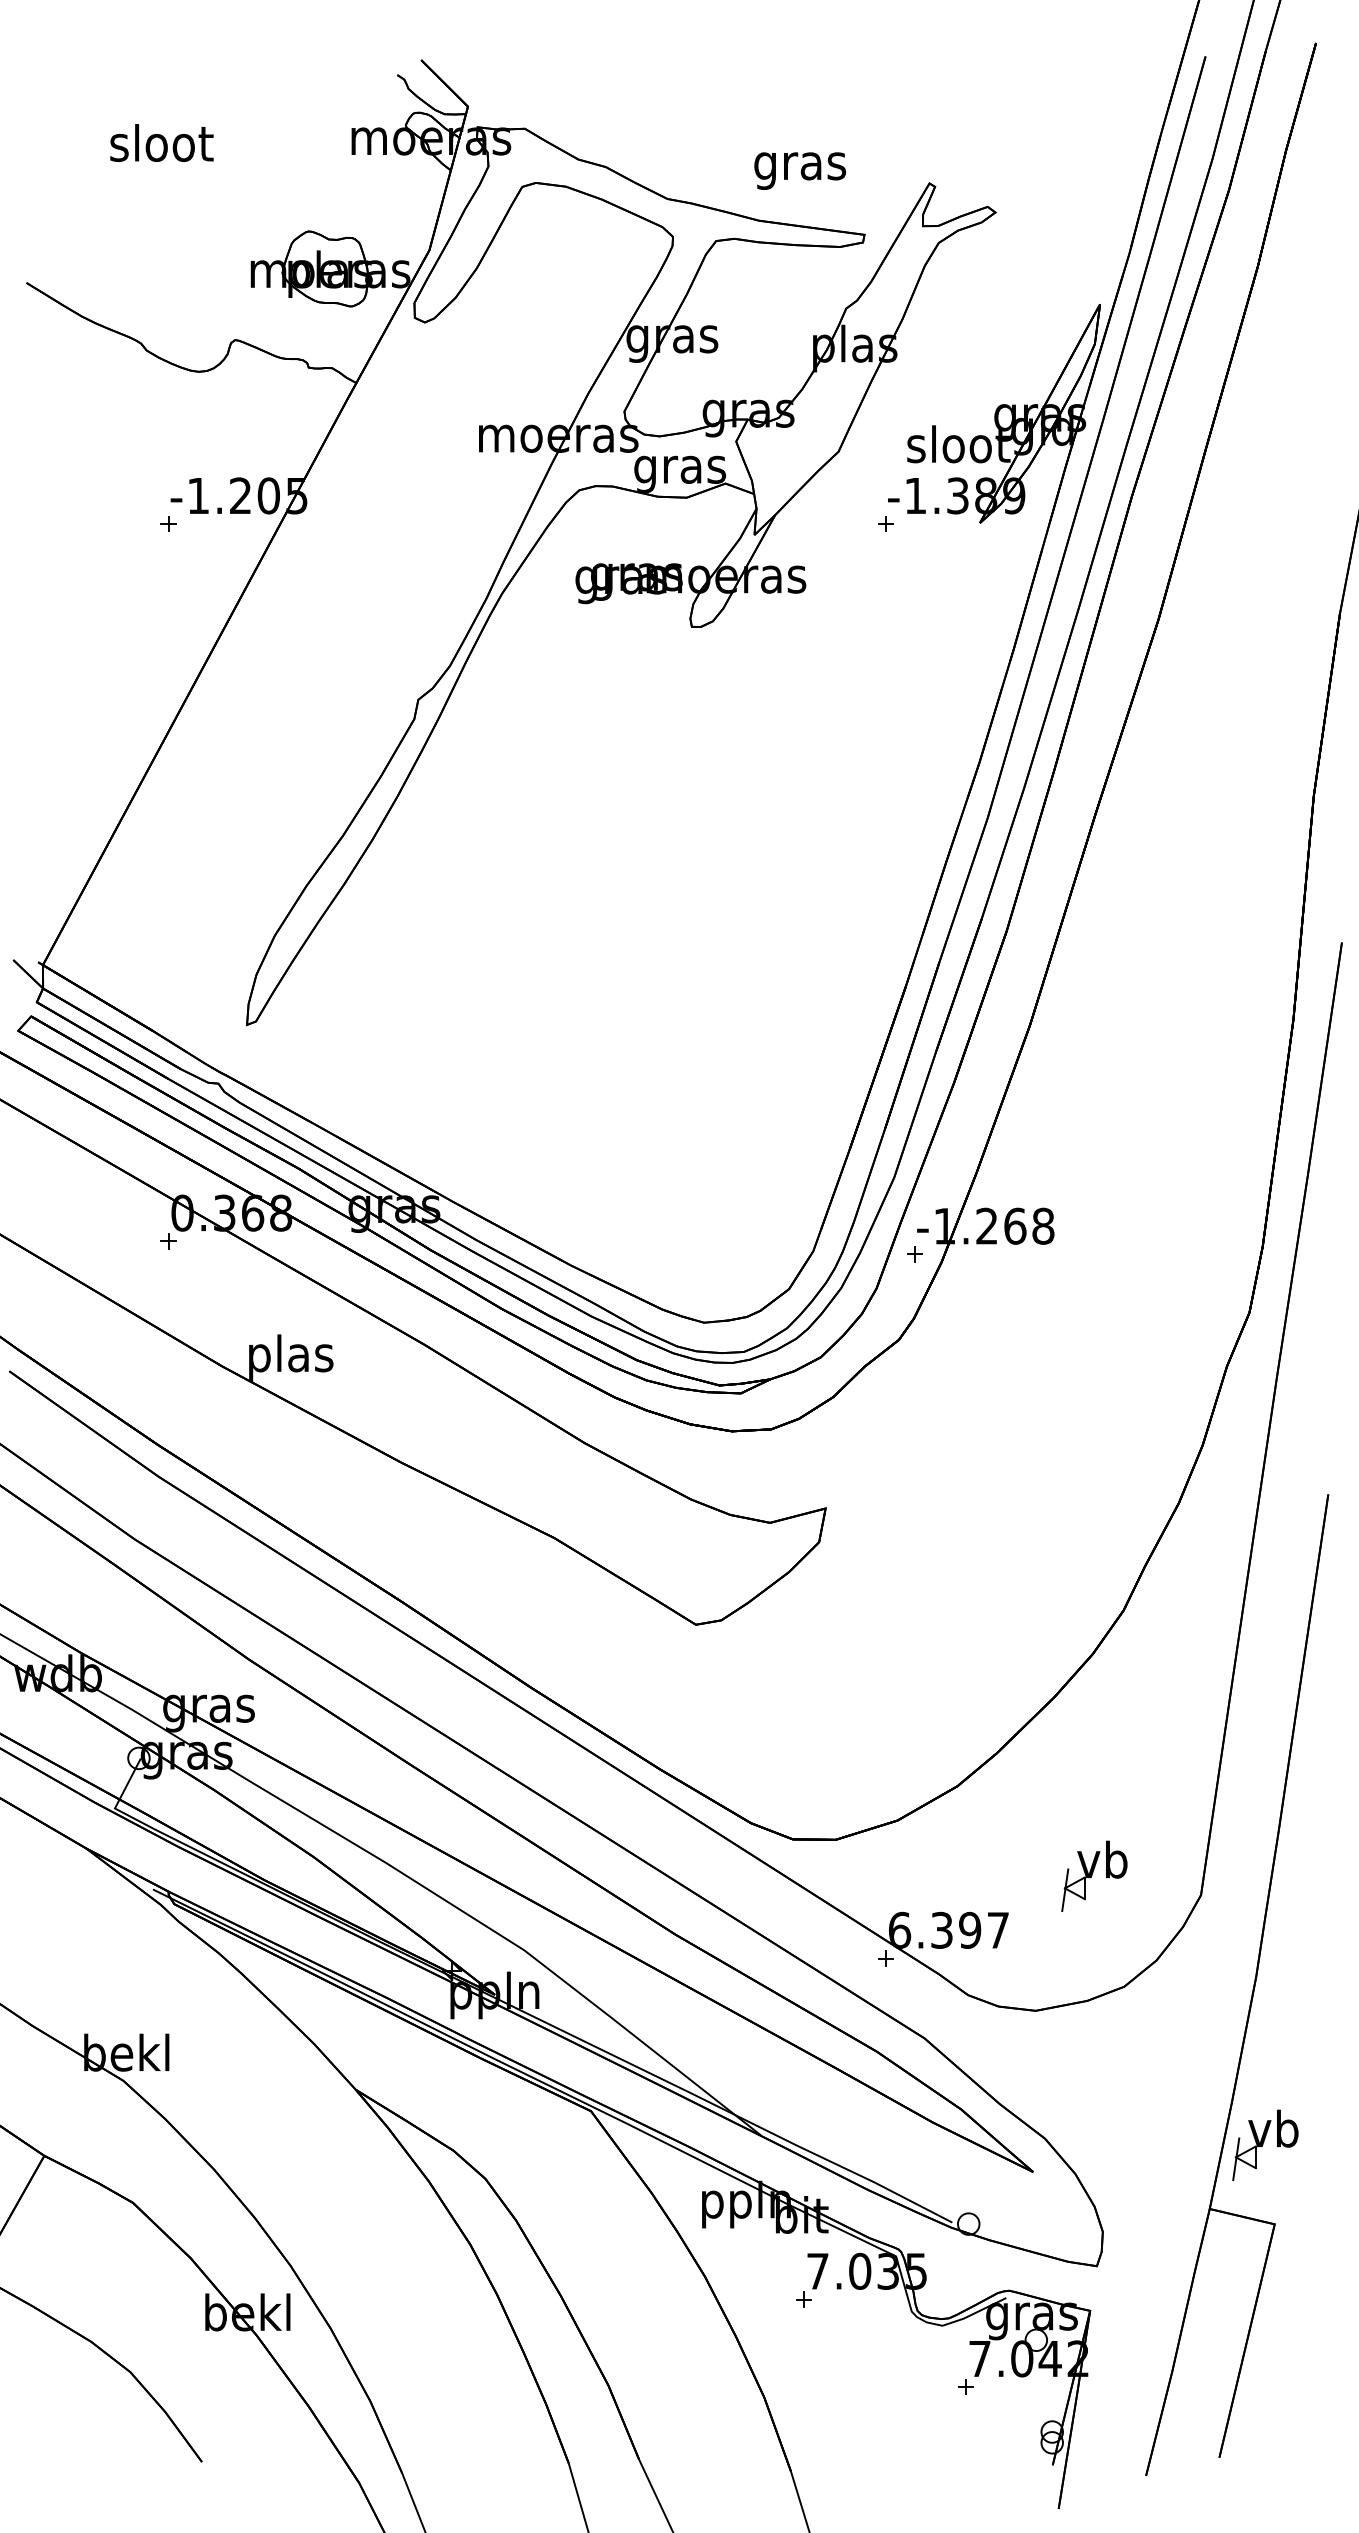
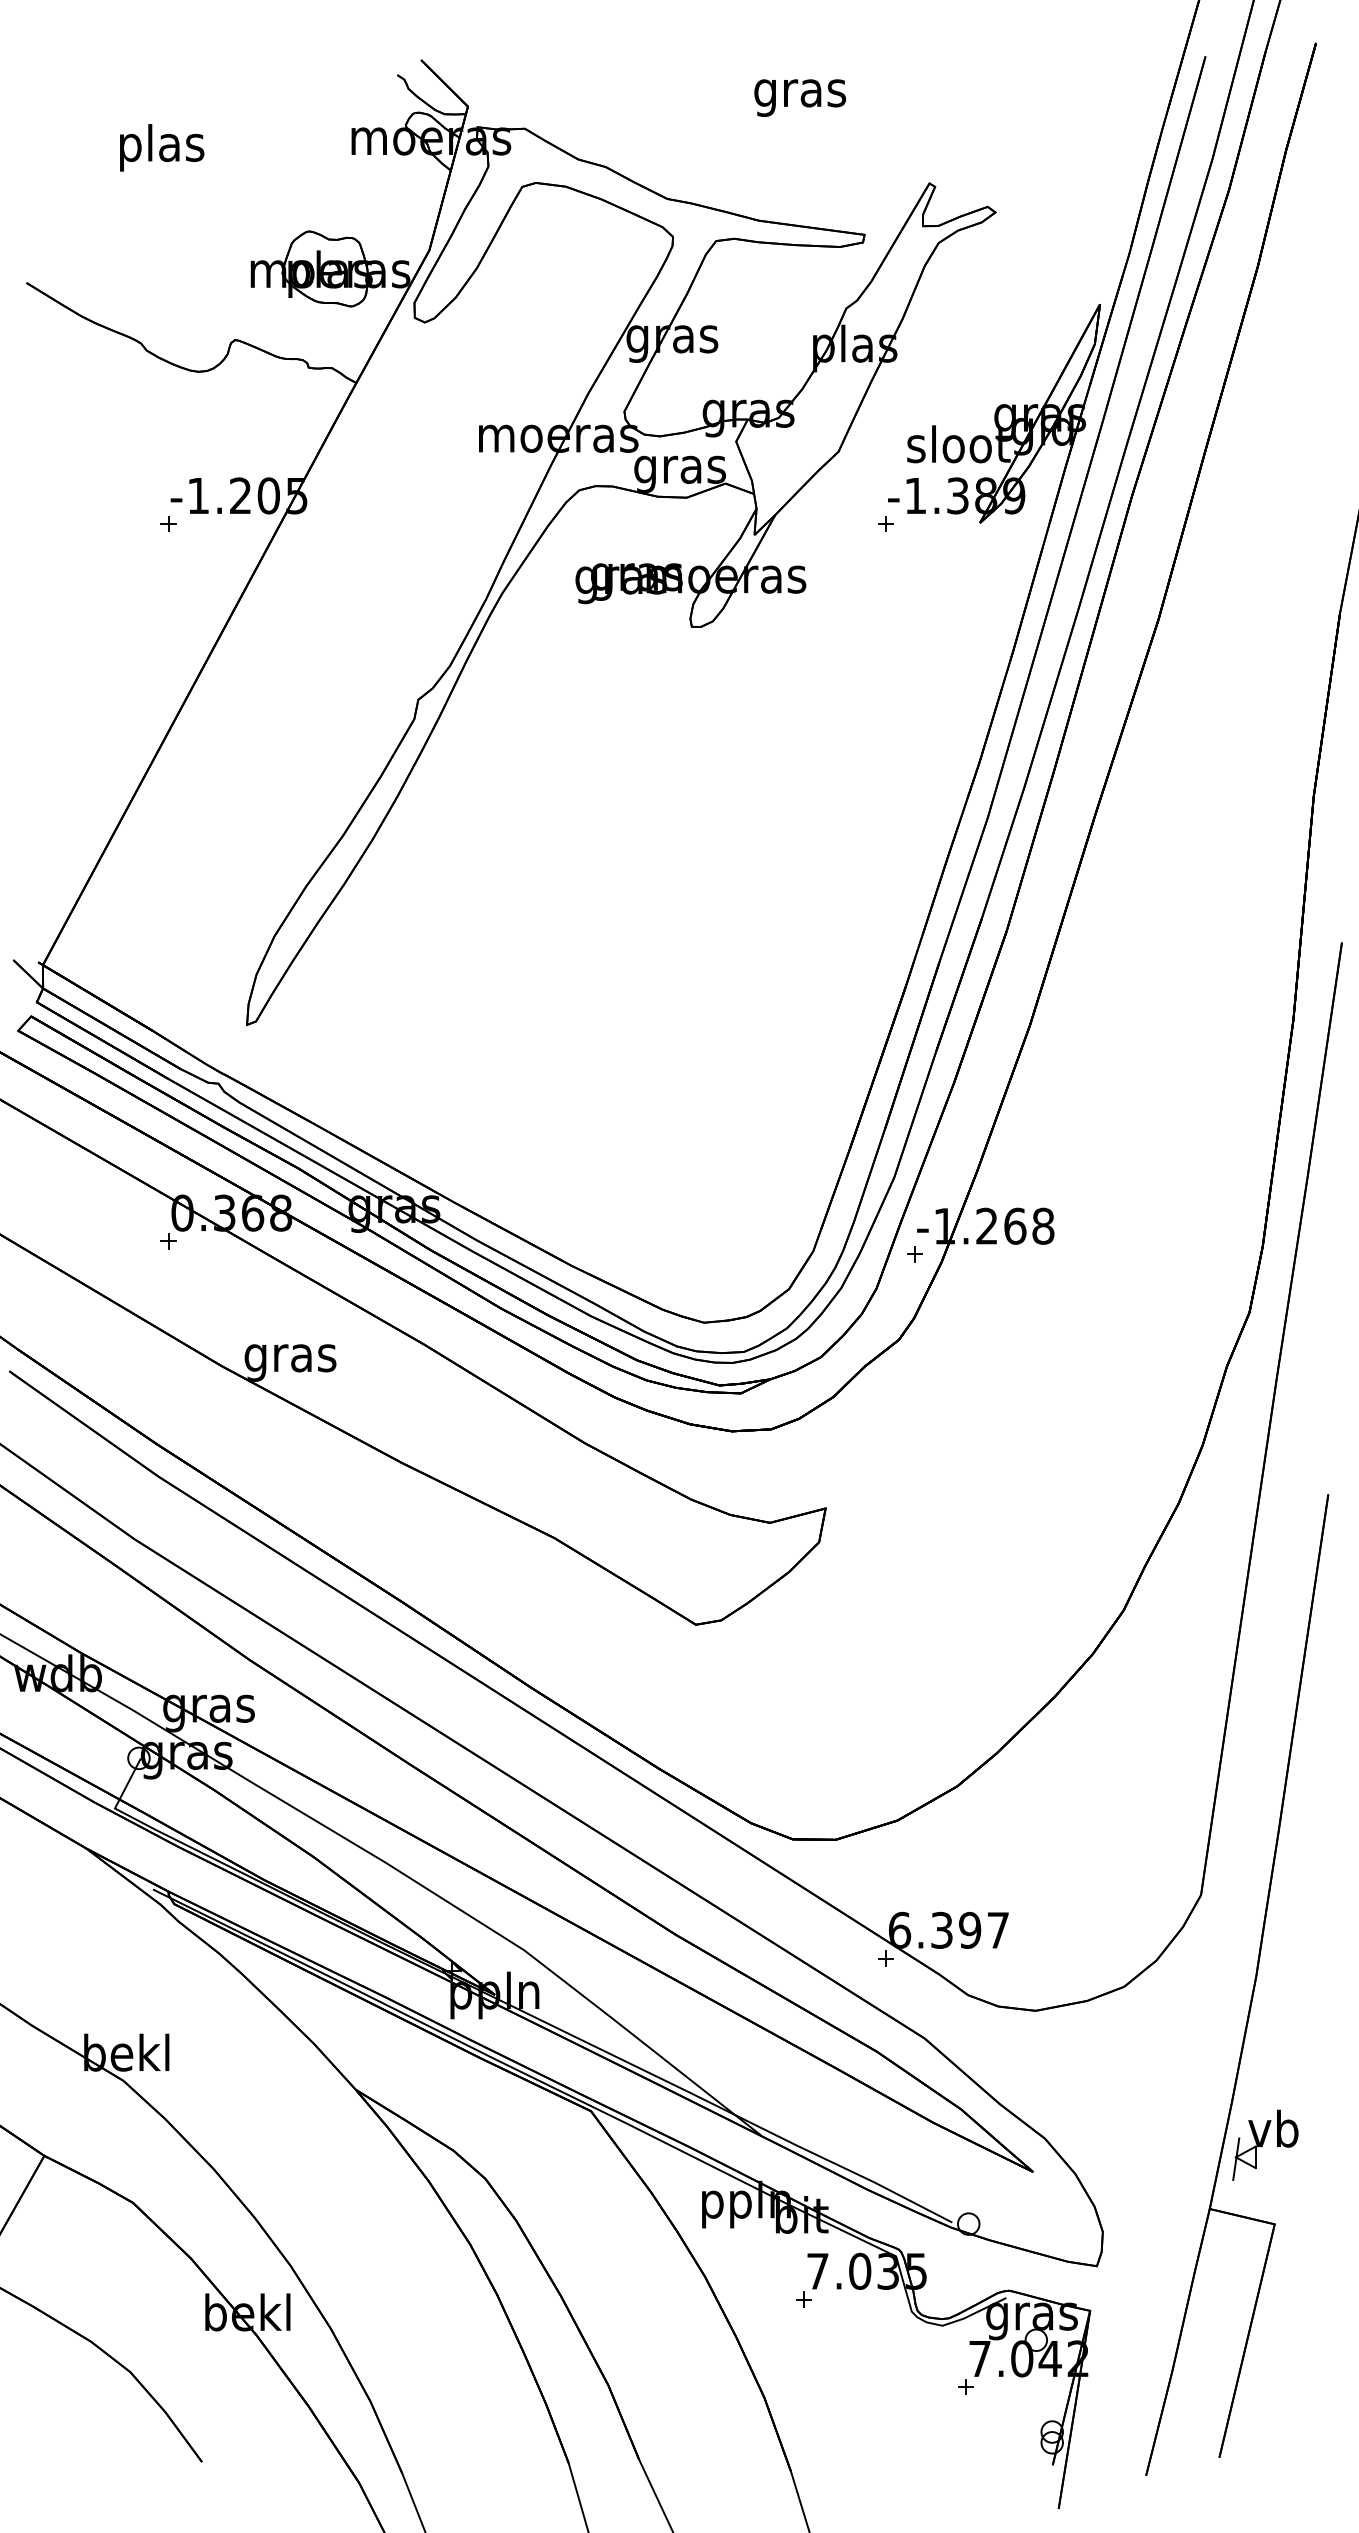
text: sloot -> plas (161, 147)
text position: (800, 170) -> (800, 97) (800, 97)
text: plas -> gras (290, 1357)
part: present -> none (1094, 1875)
